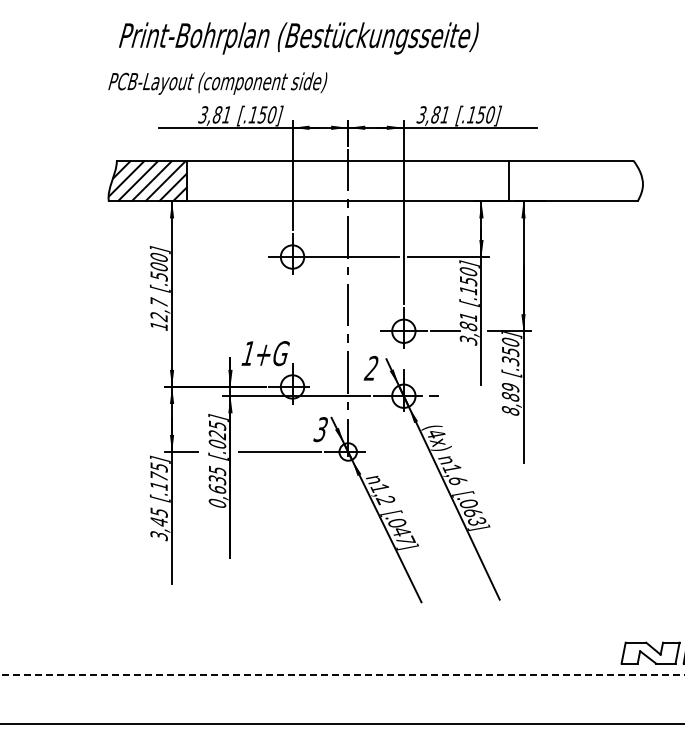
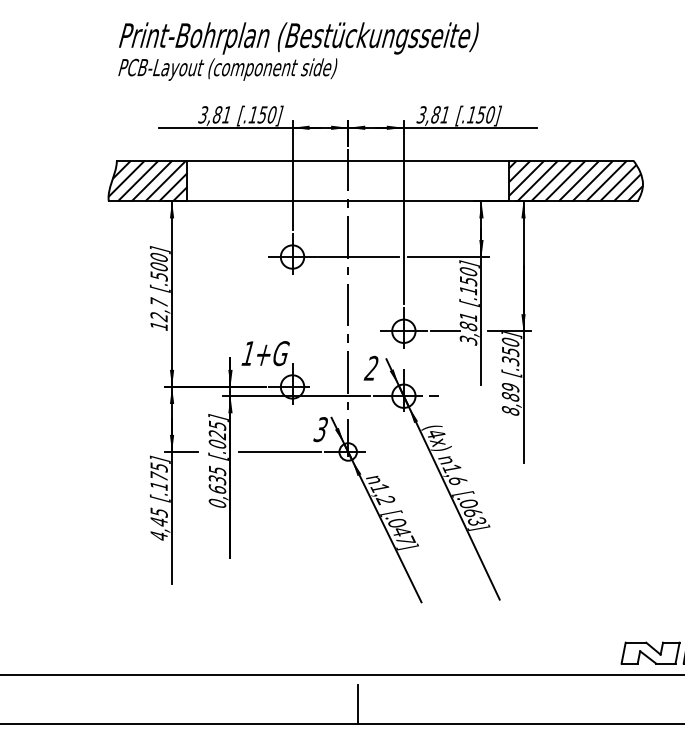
text position: (217, 83) -> (227, 69) (227, 69)
hatch: none -> present (575, 180)
text: 3,45 -> 4,45 (158, 536)
line: dashed -> solid (342, 674)
line: none -> present (357, 703)
